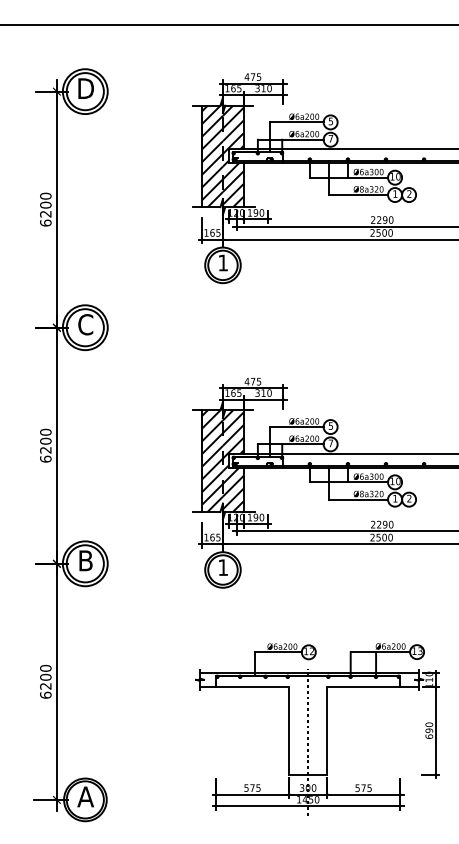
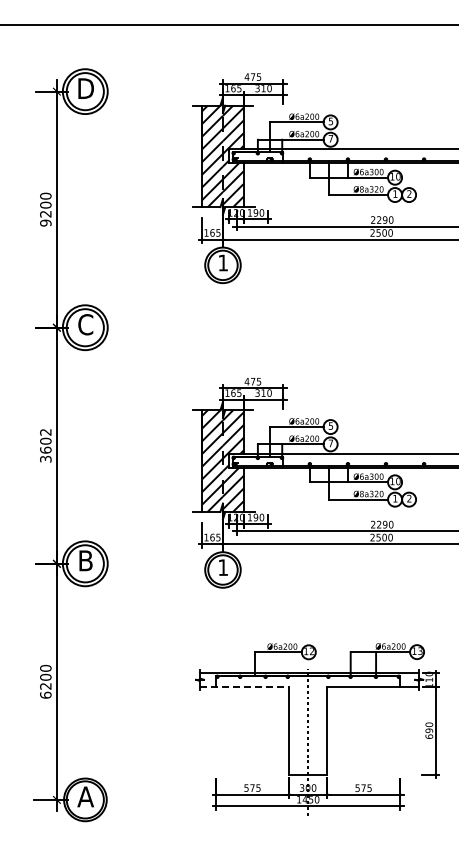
text: 6200 -> 9200 (45, 222)
text: 6200 -> 3602 (45, 445)
line: solid -> dashed (244, 686)
